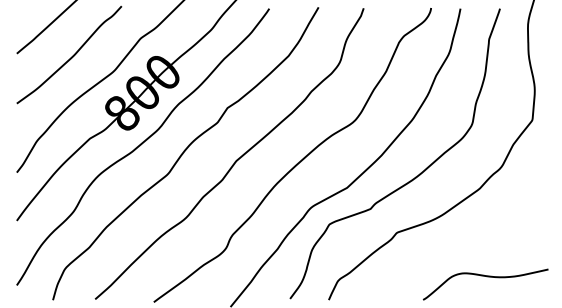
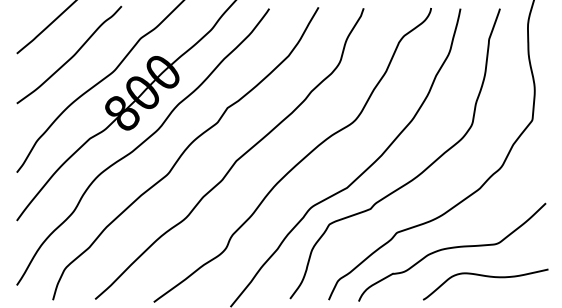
curve: none -> present (452, 248)
